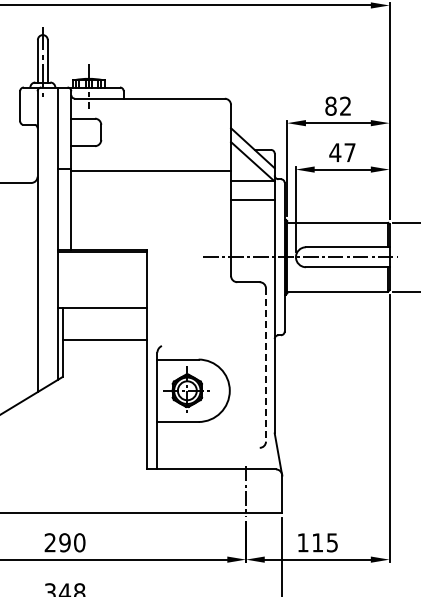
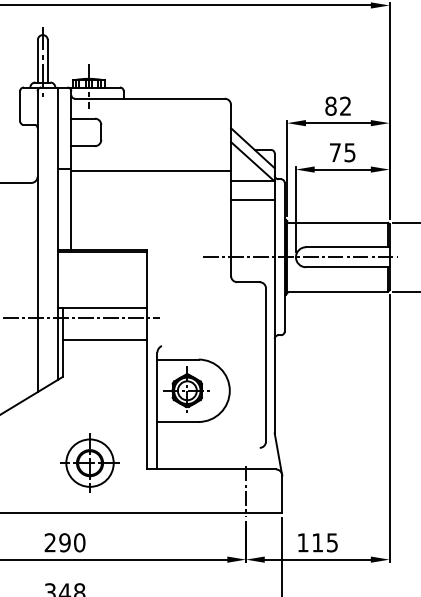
text: 47 -> 75 (342, 152)
line: none -> present (81, 318)
line: dashed -> solid (266, 365)
part: none -> present (89, 462)
